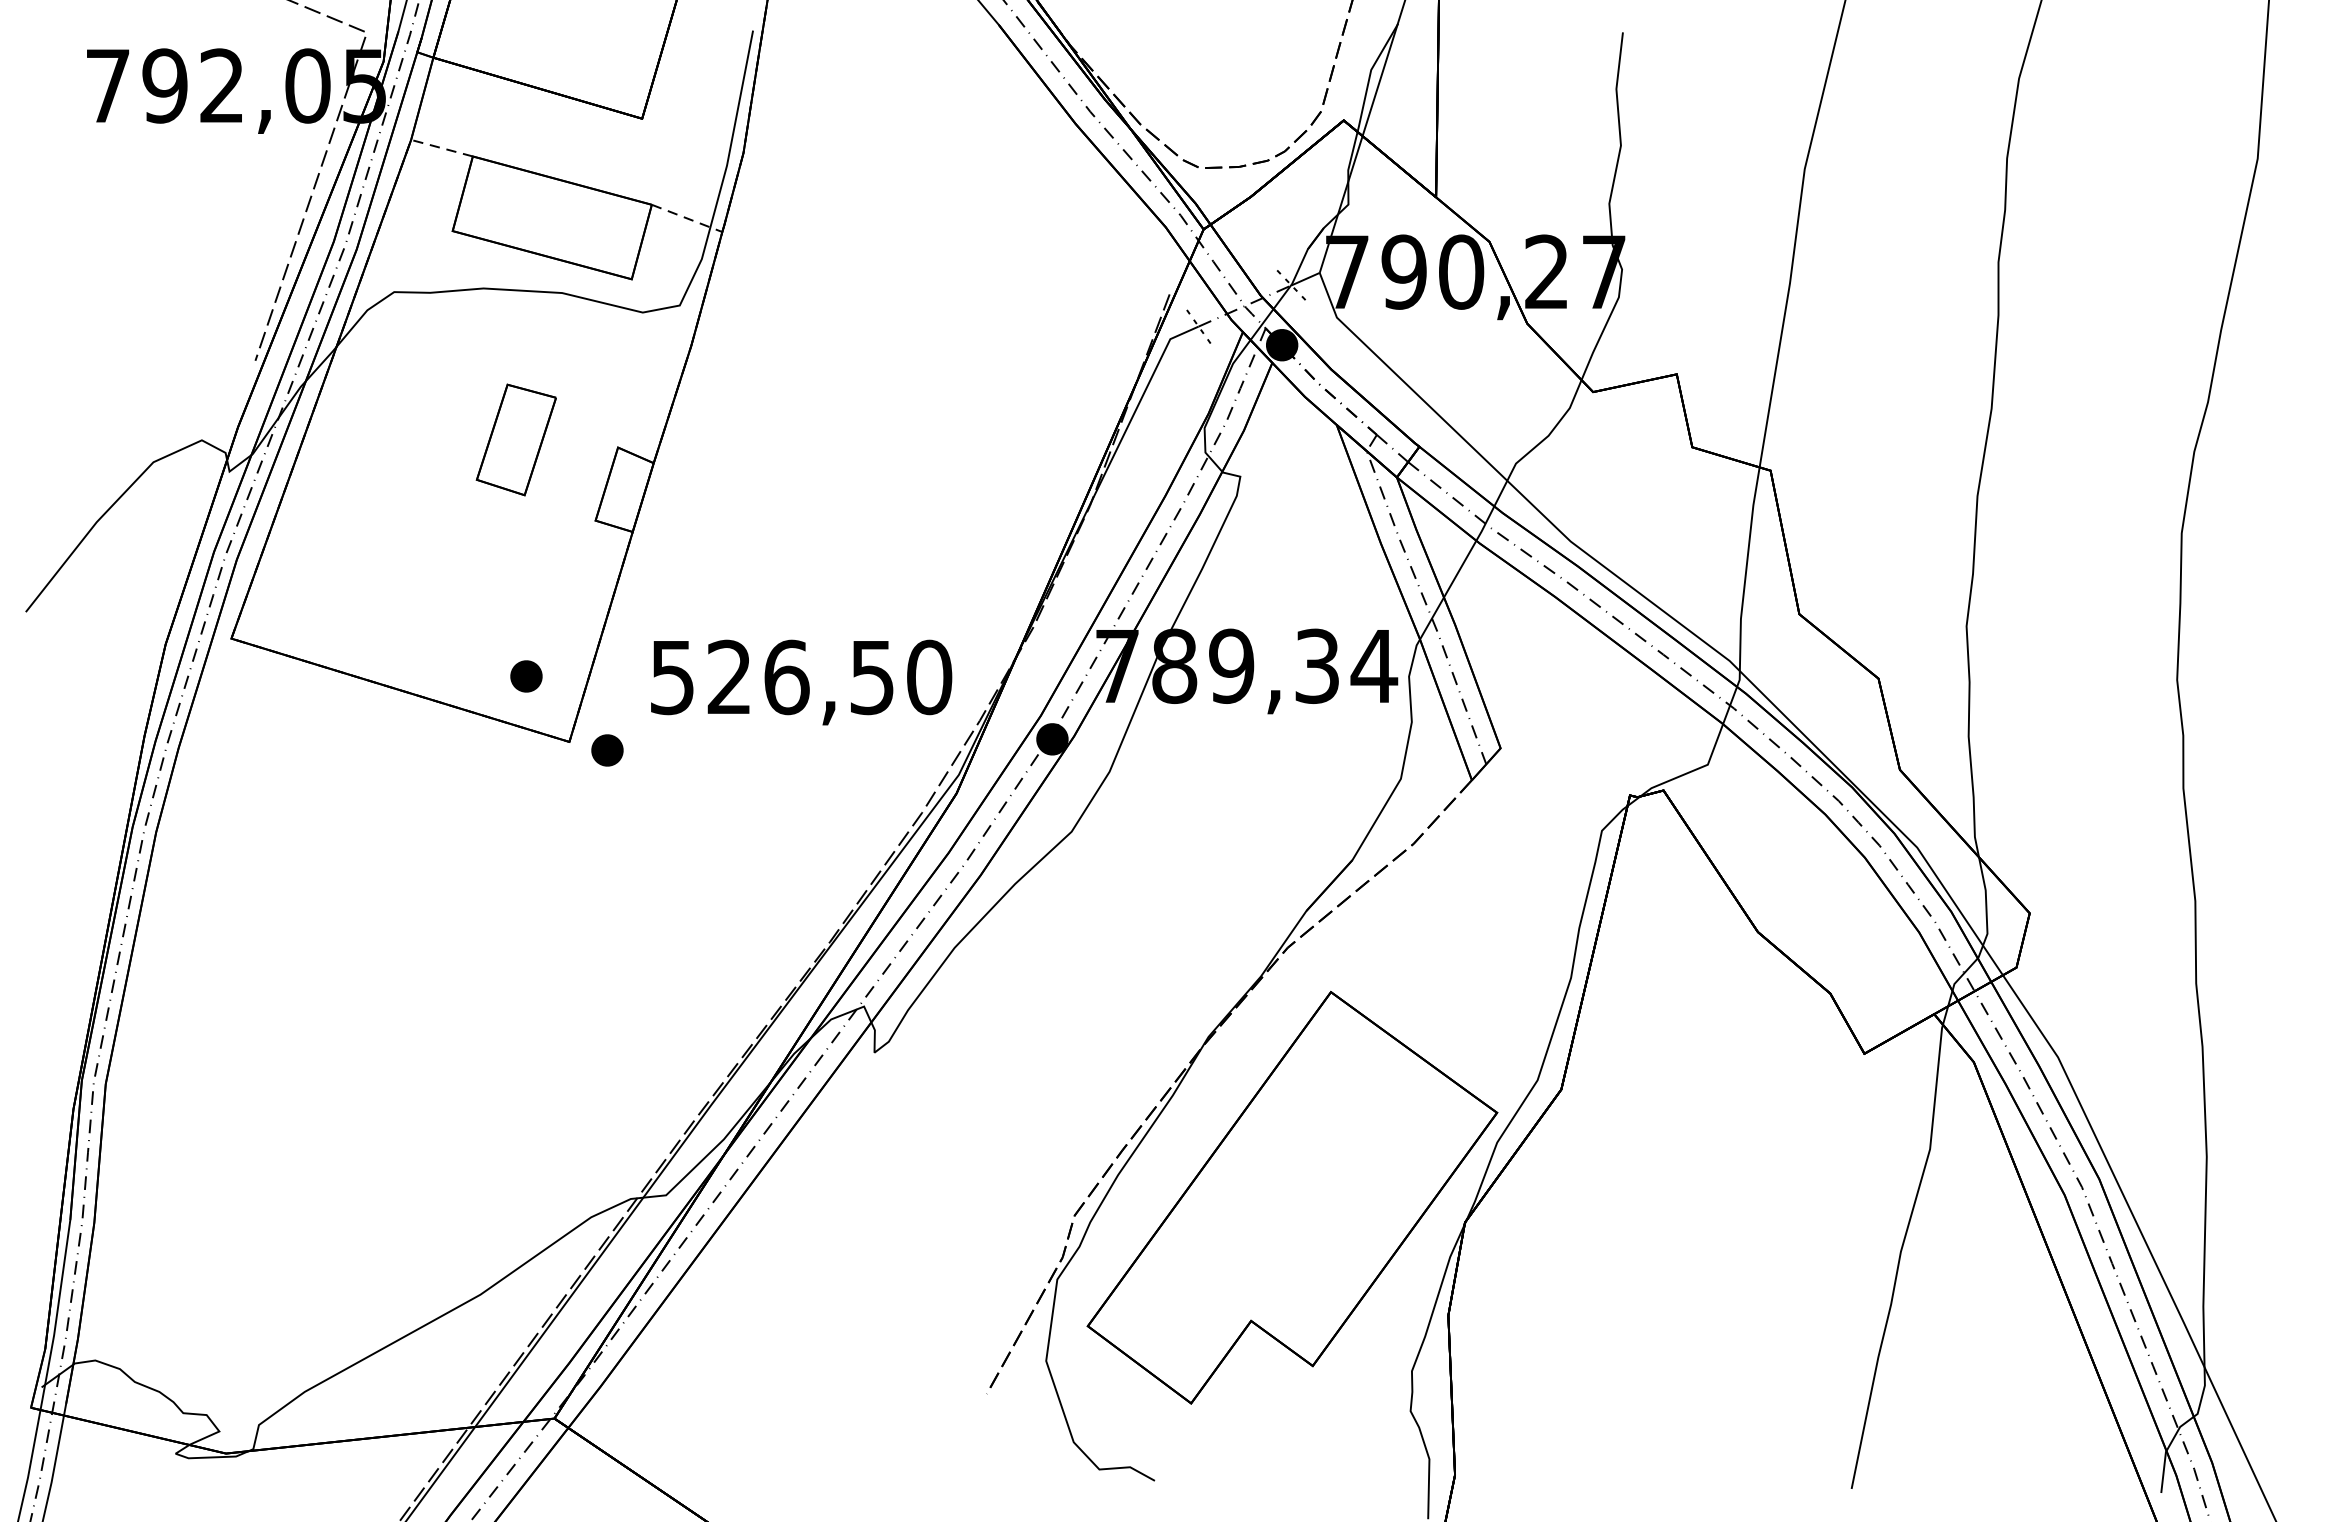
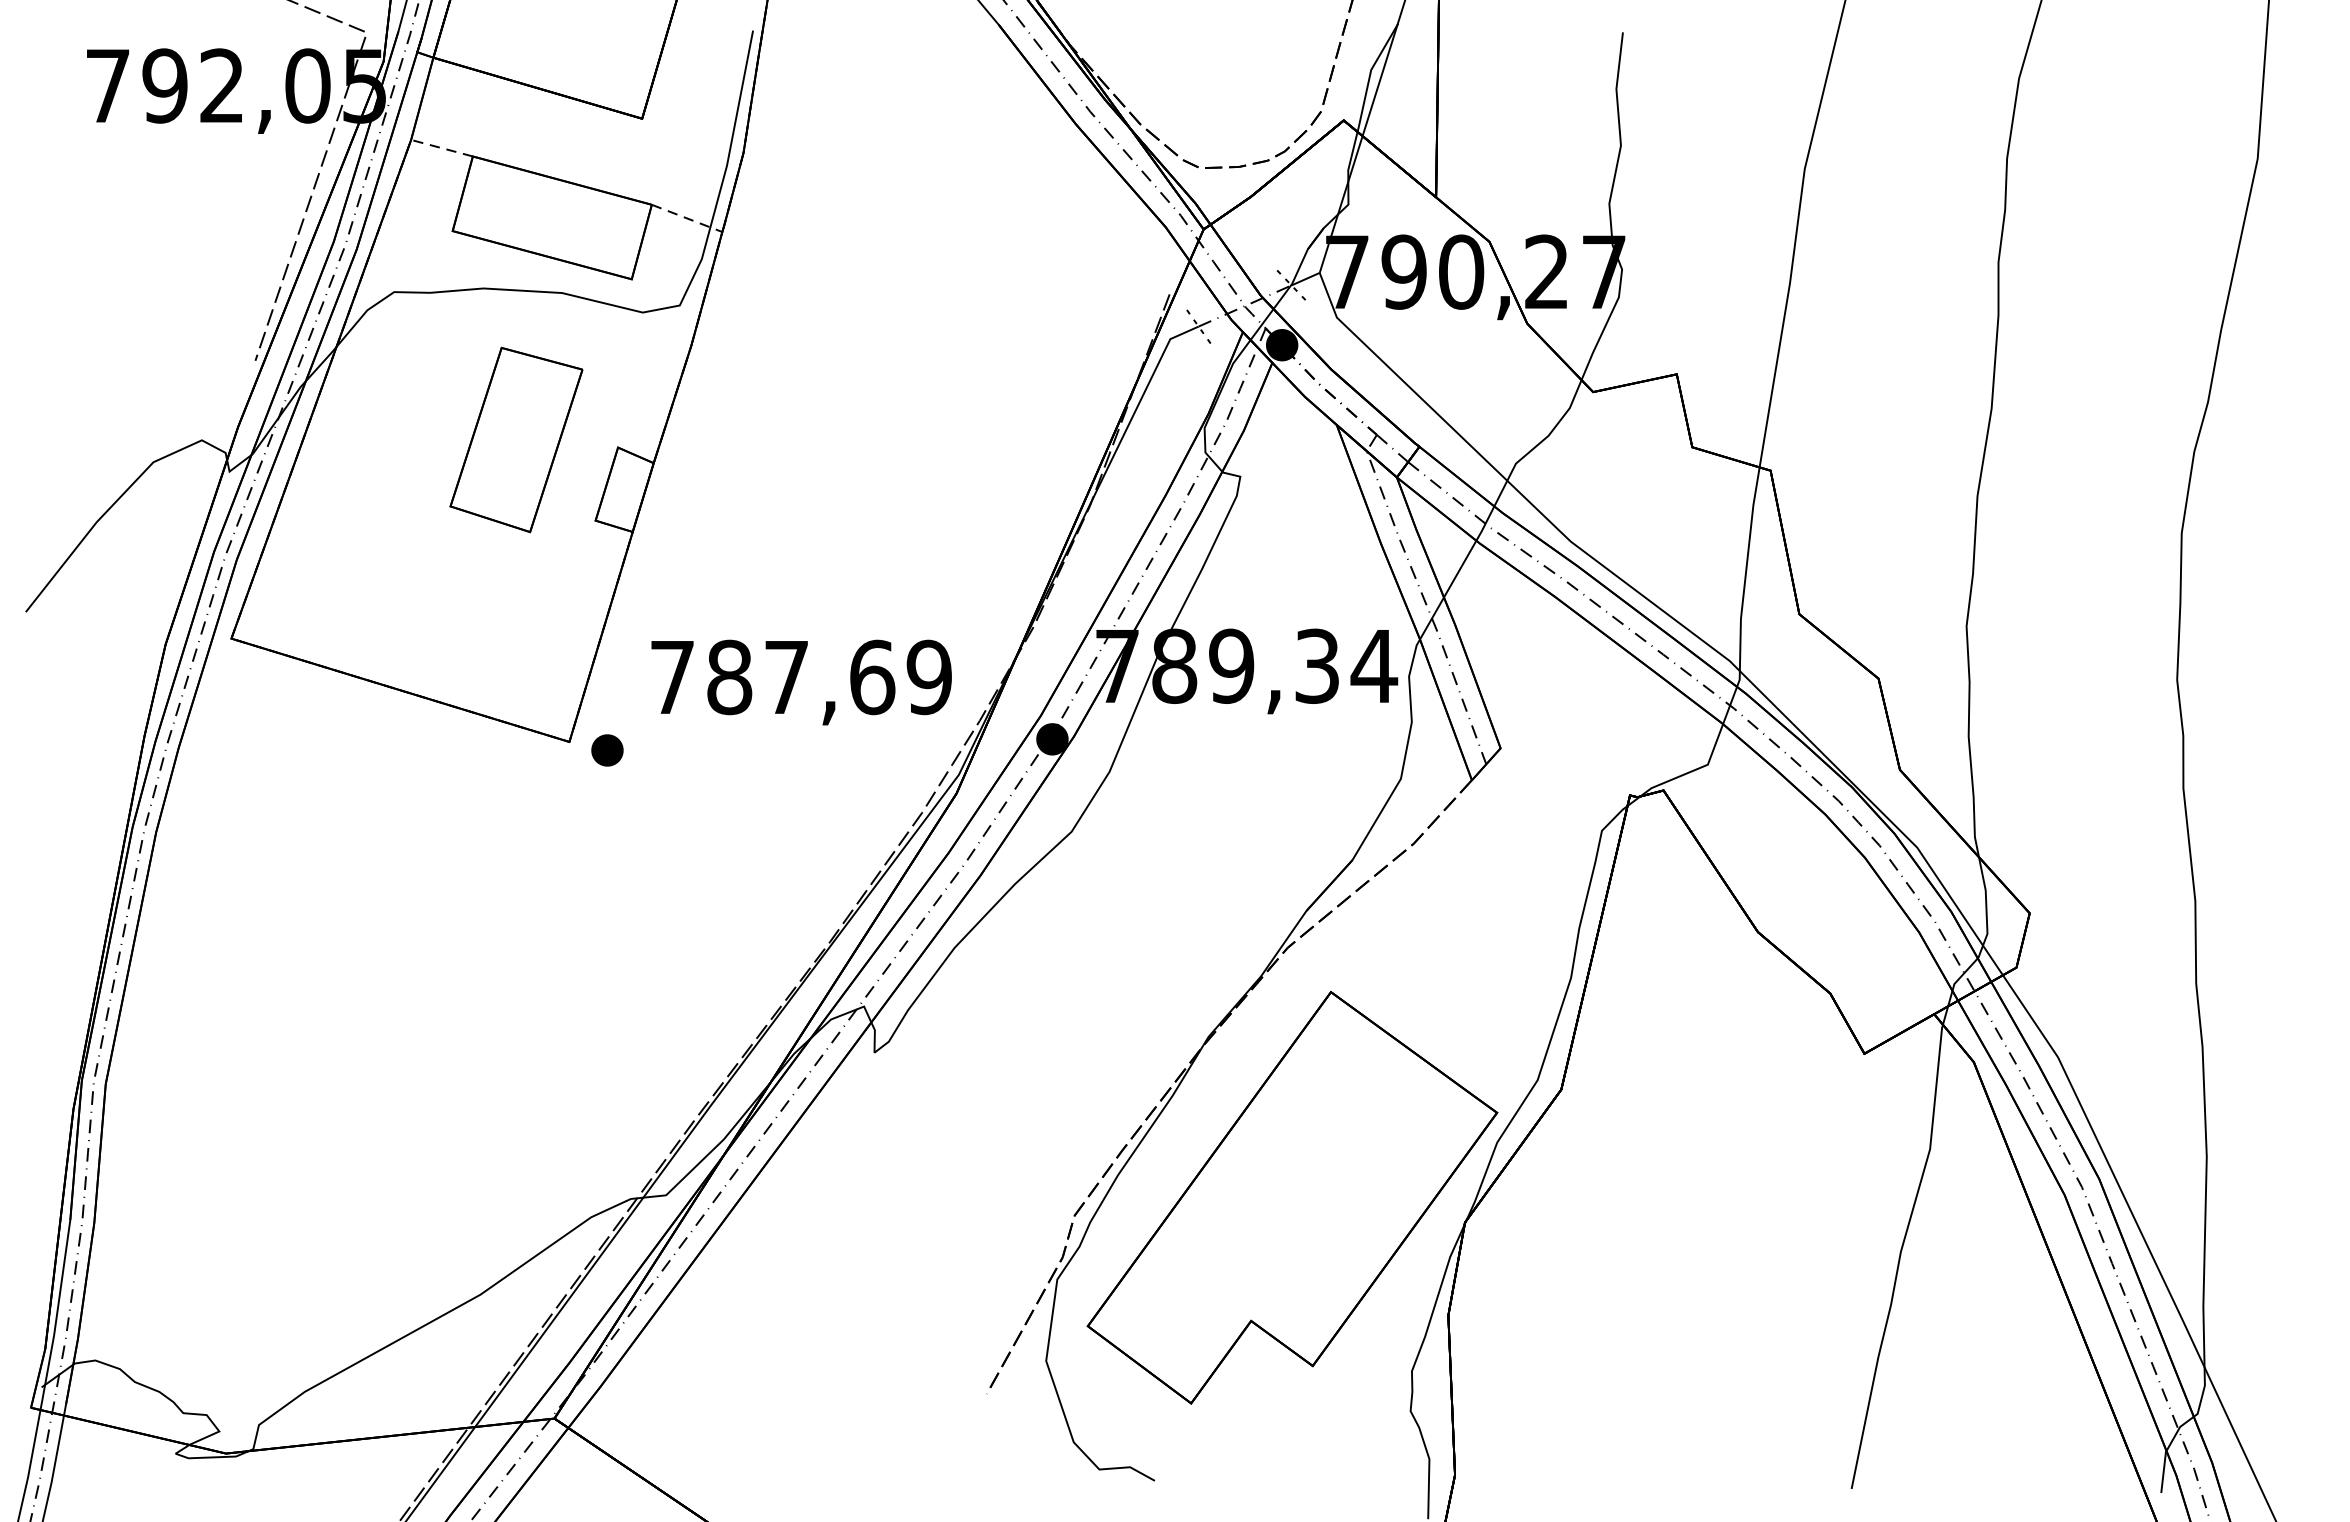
part size: 82x114 px -> 135x188 px (516, 439)
part: present -> none (526, 676)
text: 526,50 -> 787,69 (801, 677)
